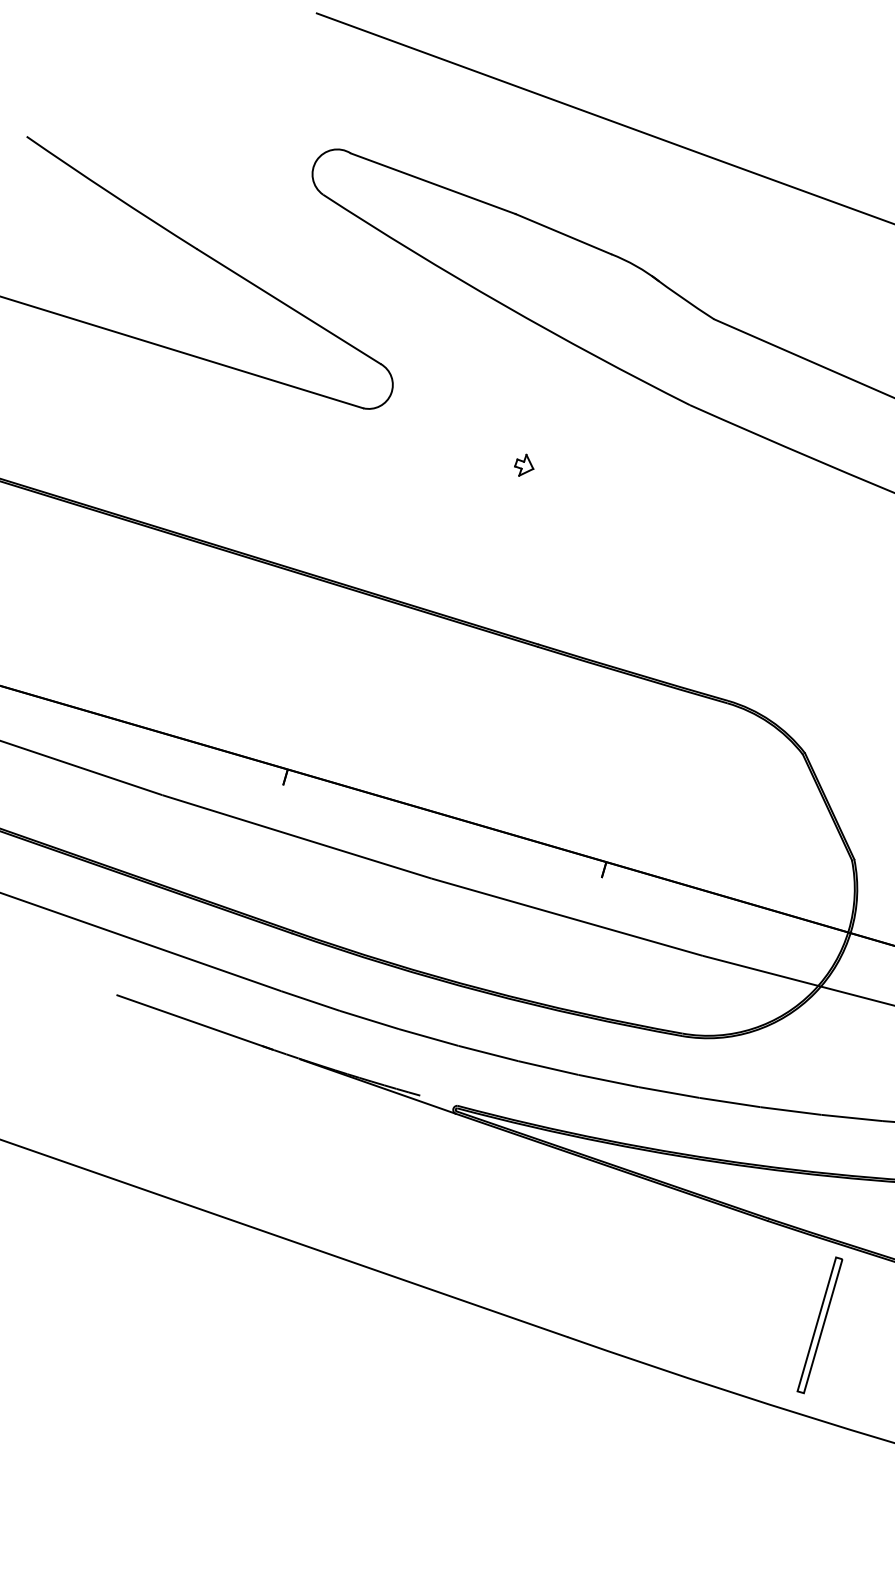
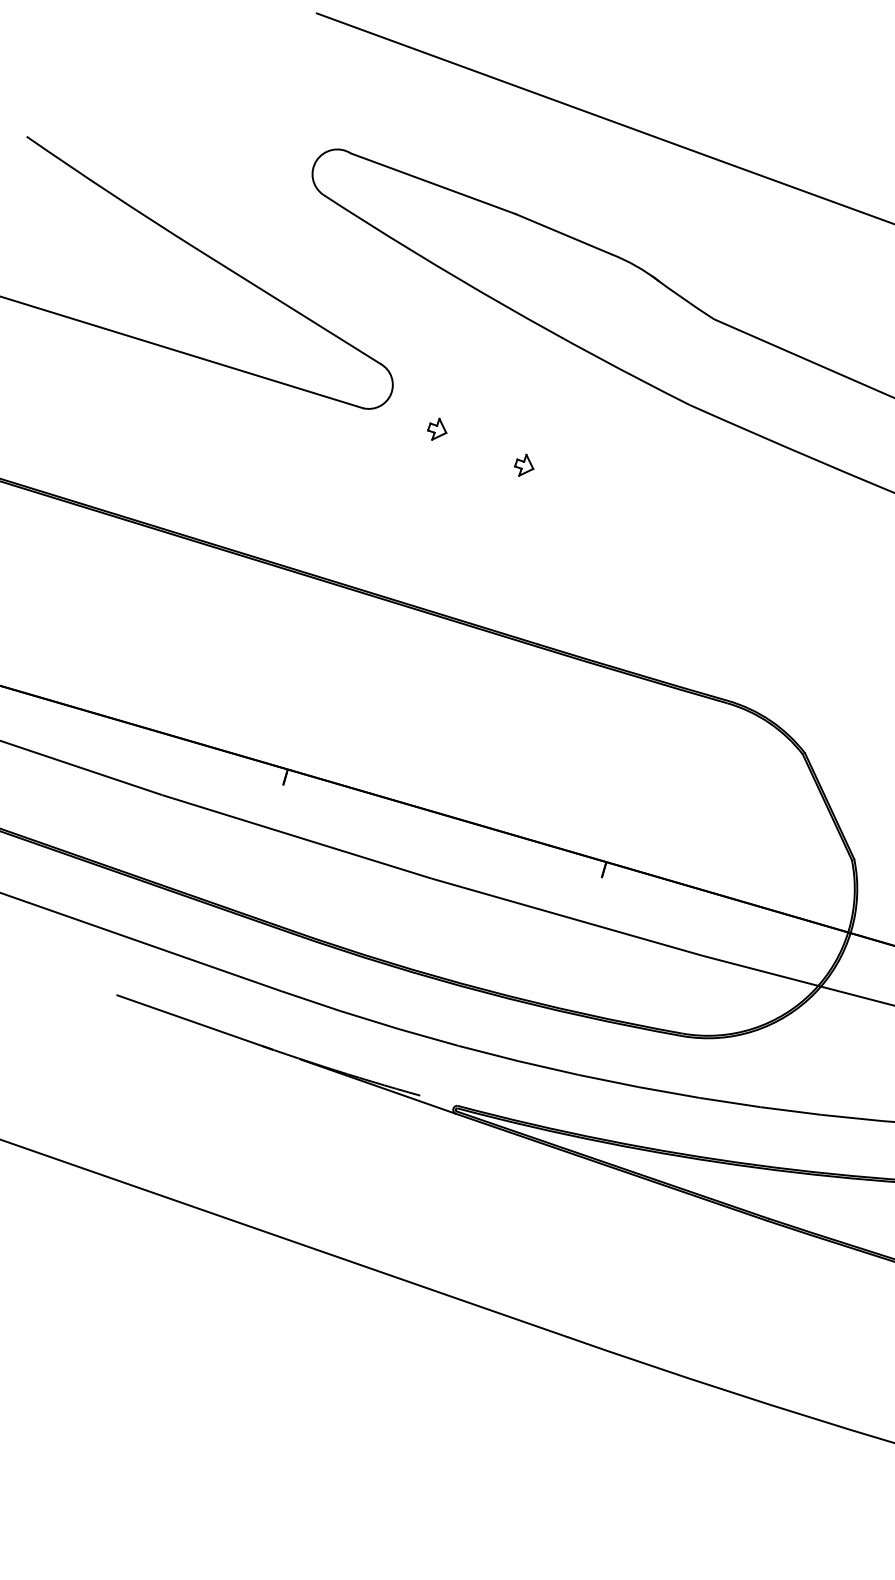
part: none -> present (437, 428)
part: present -> none (819, 1325)
